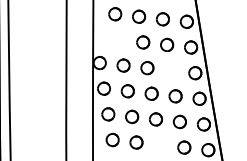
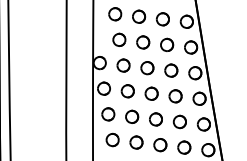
part: none -> present (119, 39)
part: none -> present (171, 70)
part: none -> present (160, 145)
